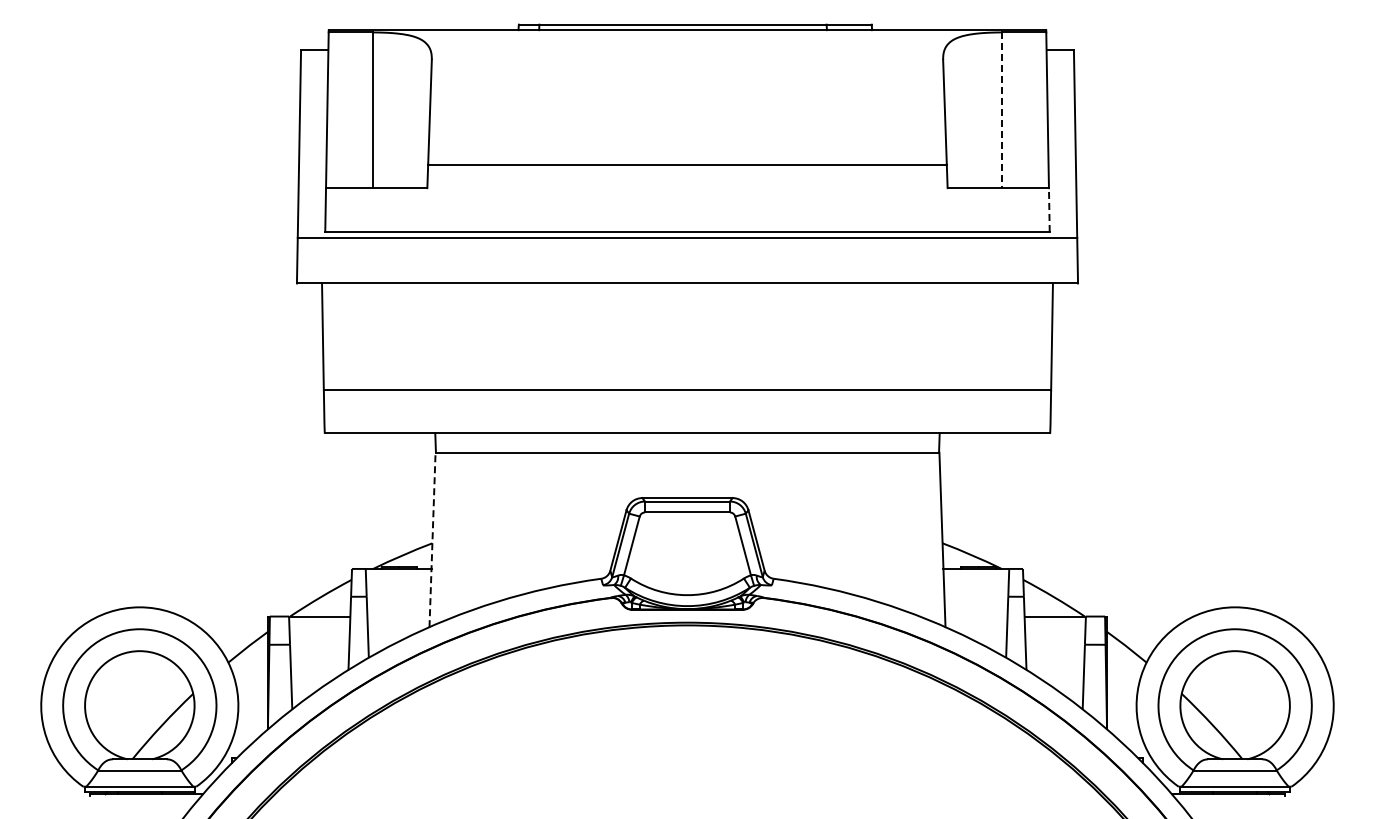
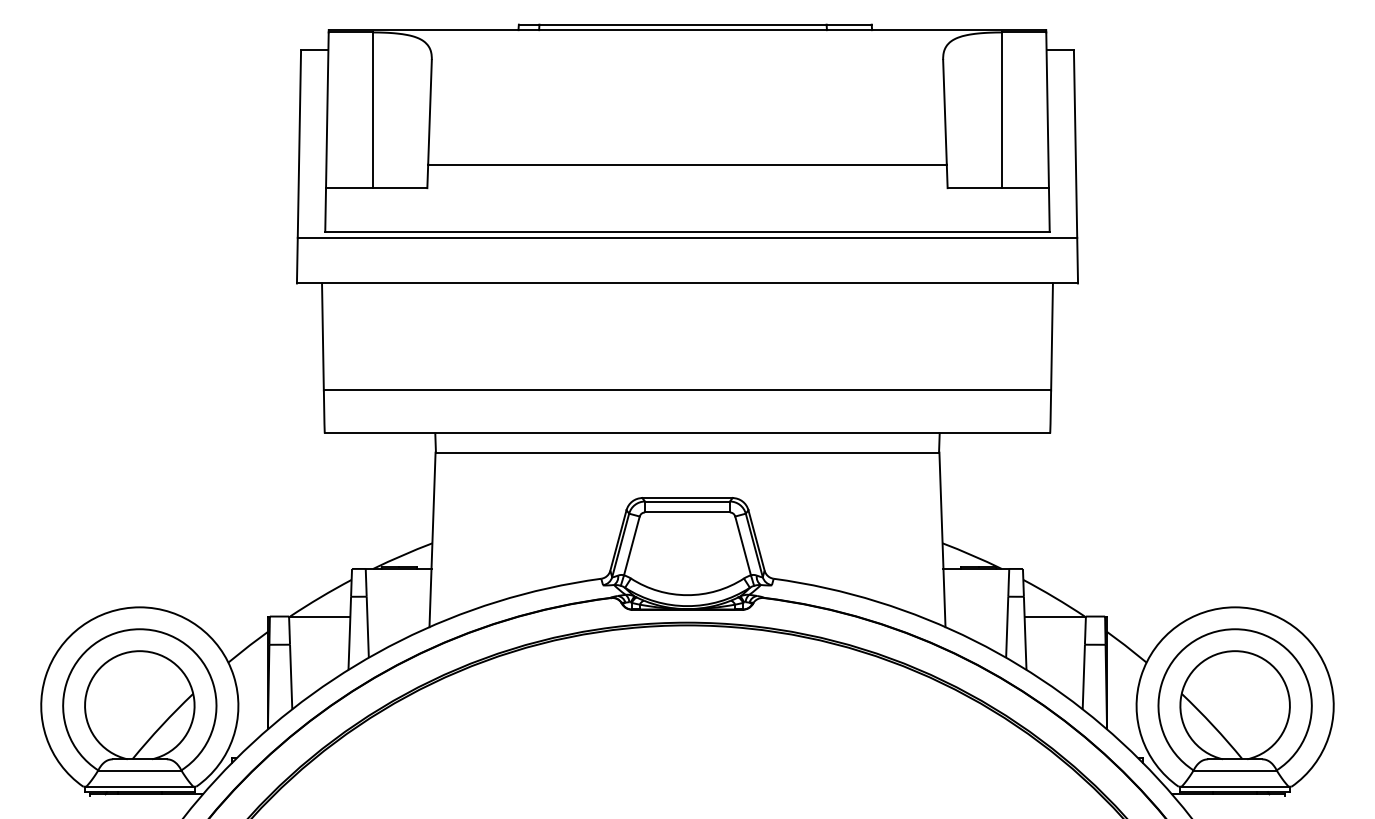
line: dashed -> solid (1002, 110)
line: dashed -> solid (1049, 210)
line: dashed -> solid (432, 539)
